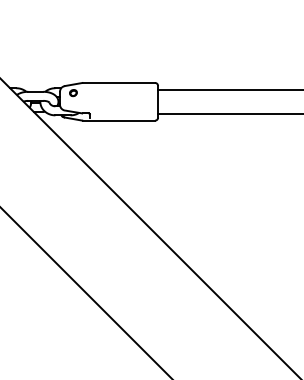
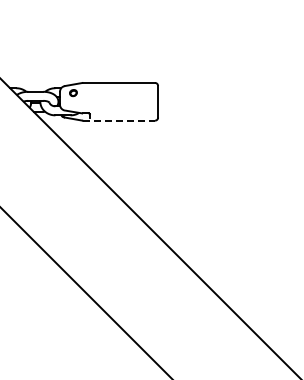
line: present -> none (229, 89)
line: present -> none (229, 113)
line: solid -> dashed (119, 120)
